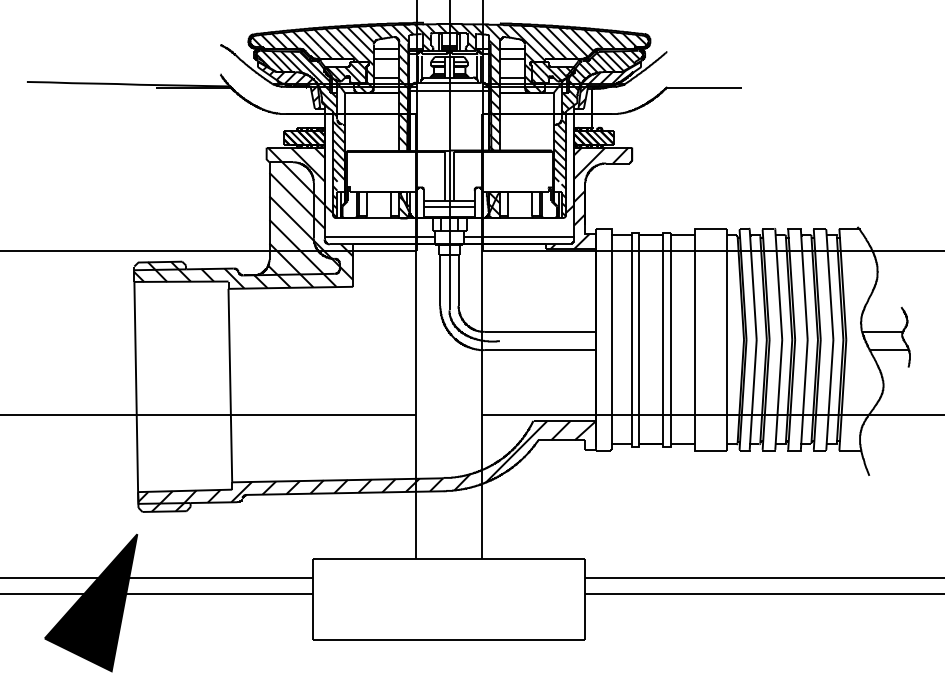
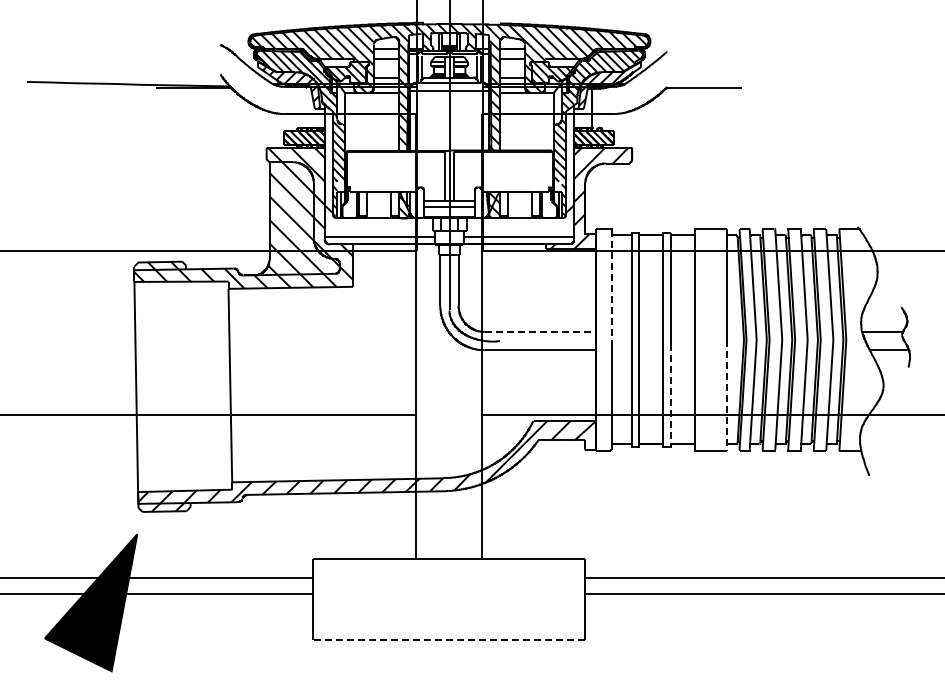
line: solid -> dashed (611, 285)
line: solid -> dashed (540, 331)
line: solid -> dashed (670, 394)
line: solid -> dashed (726, 395)
line: solid -> dashed (448, 640)
